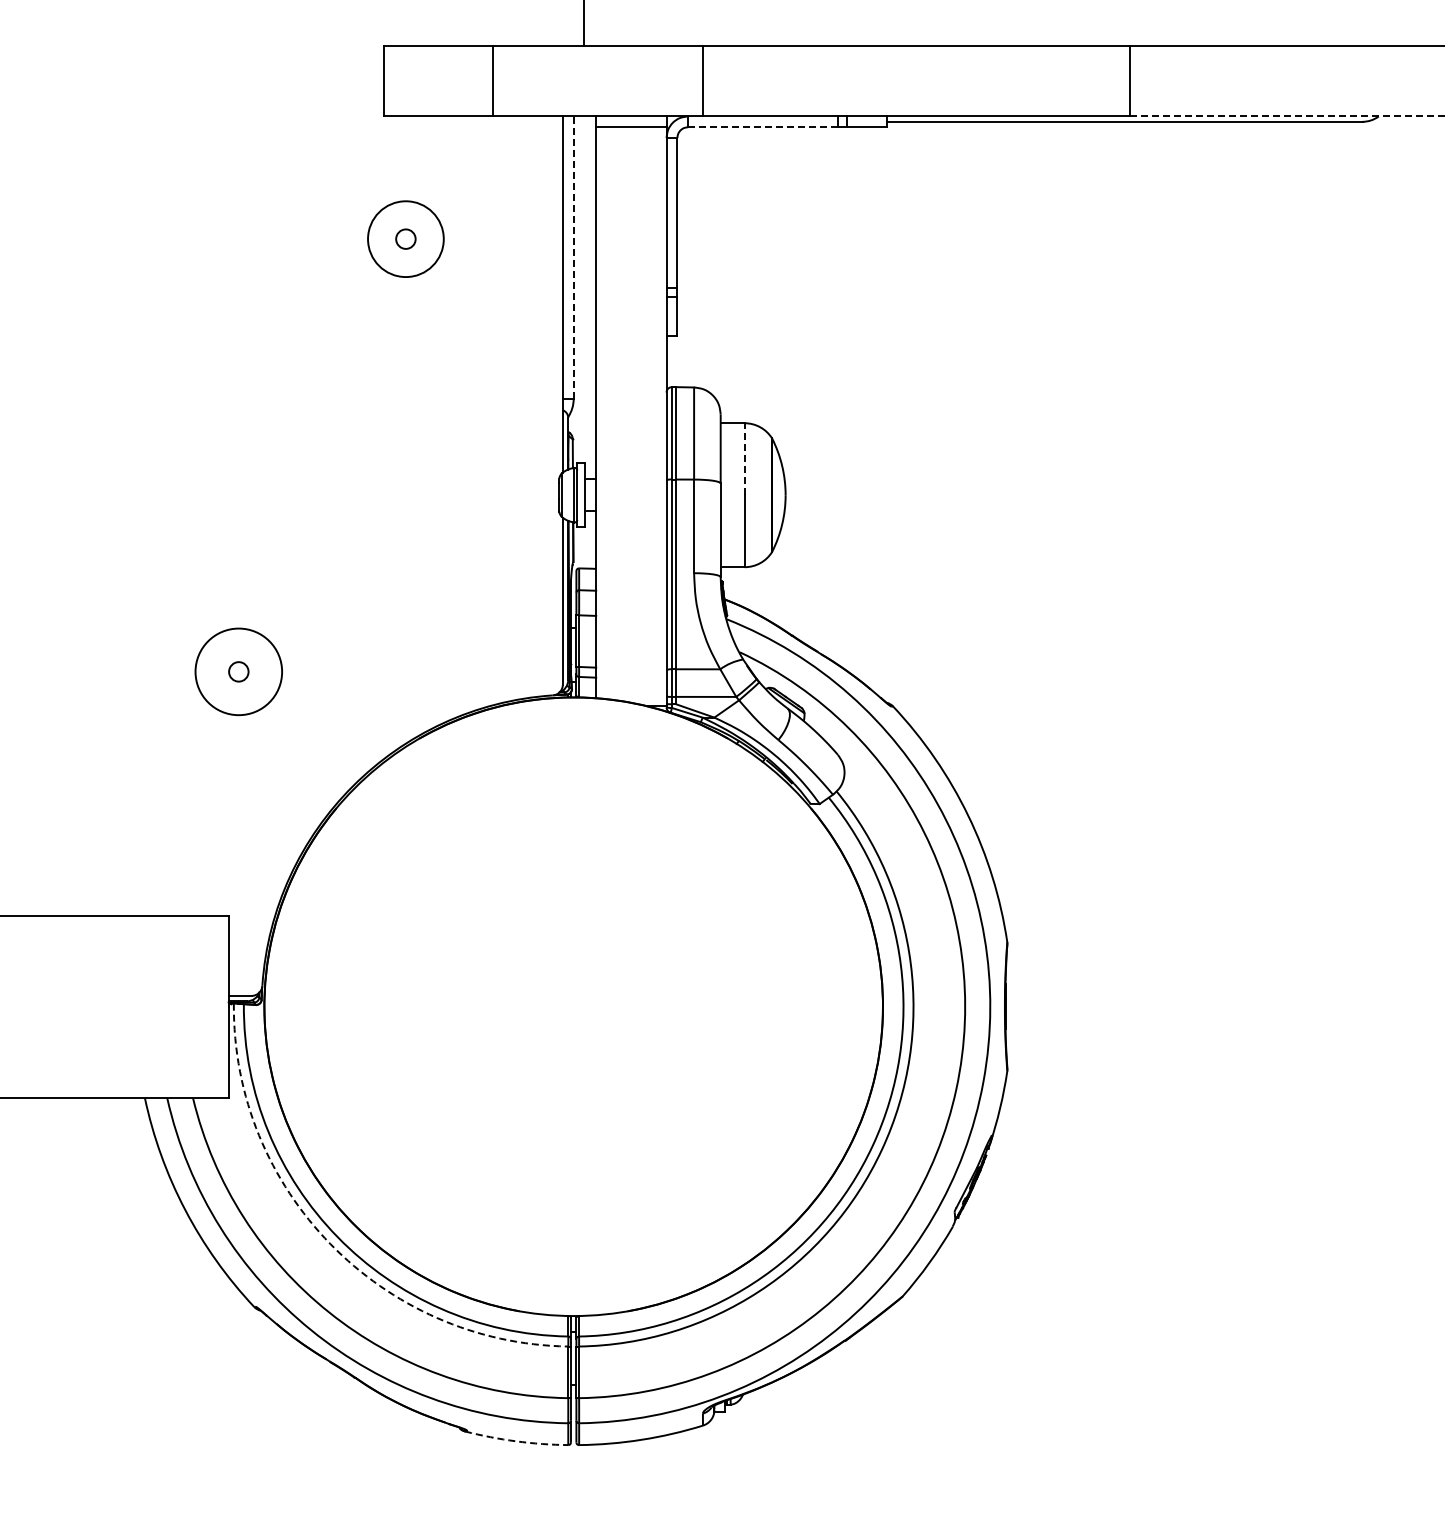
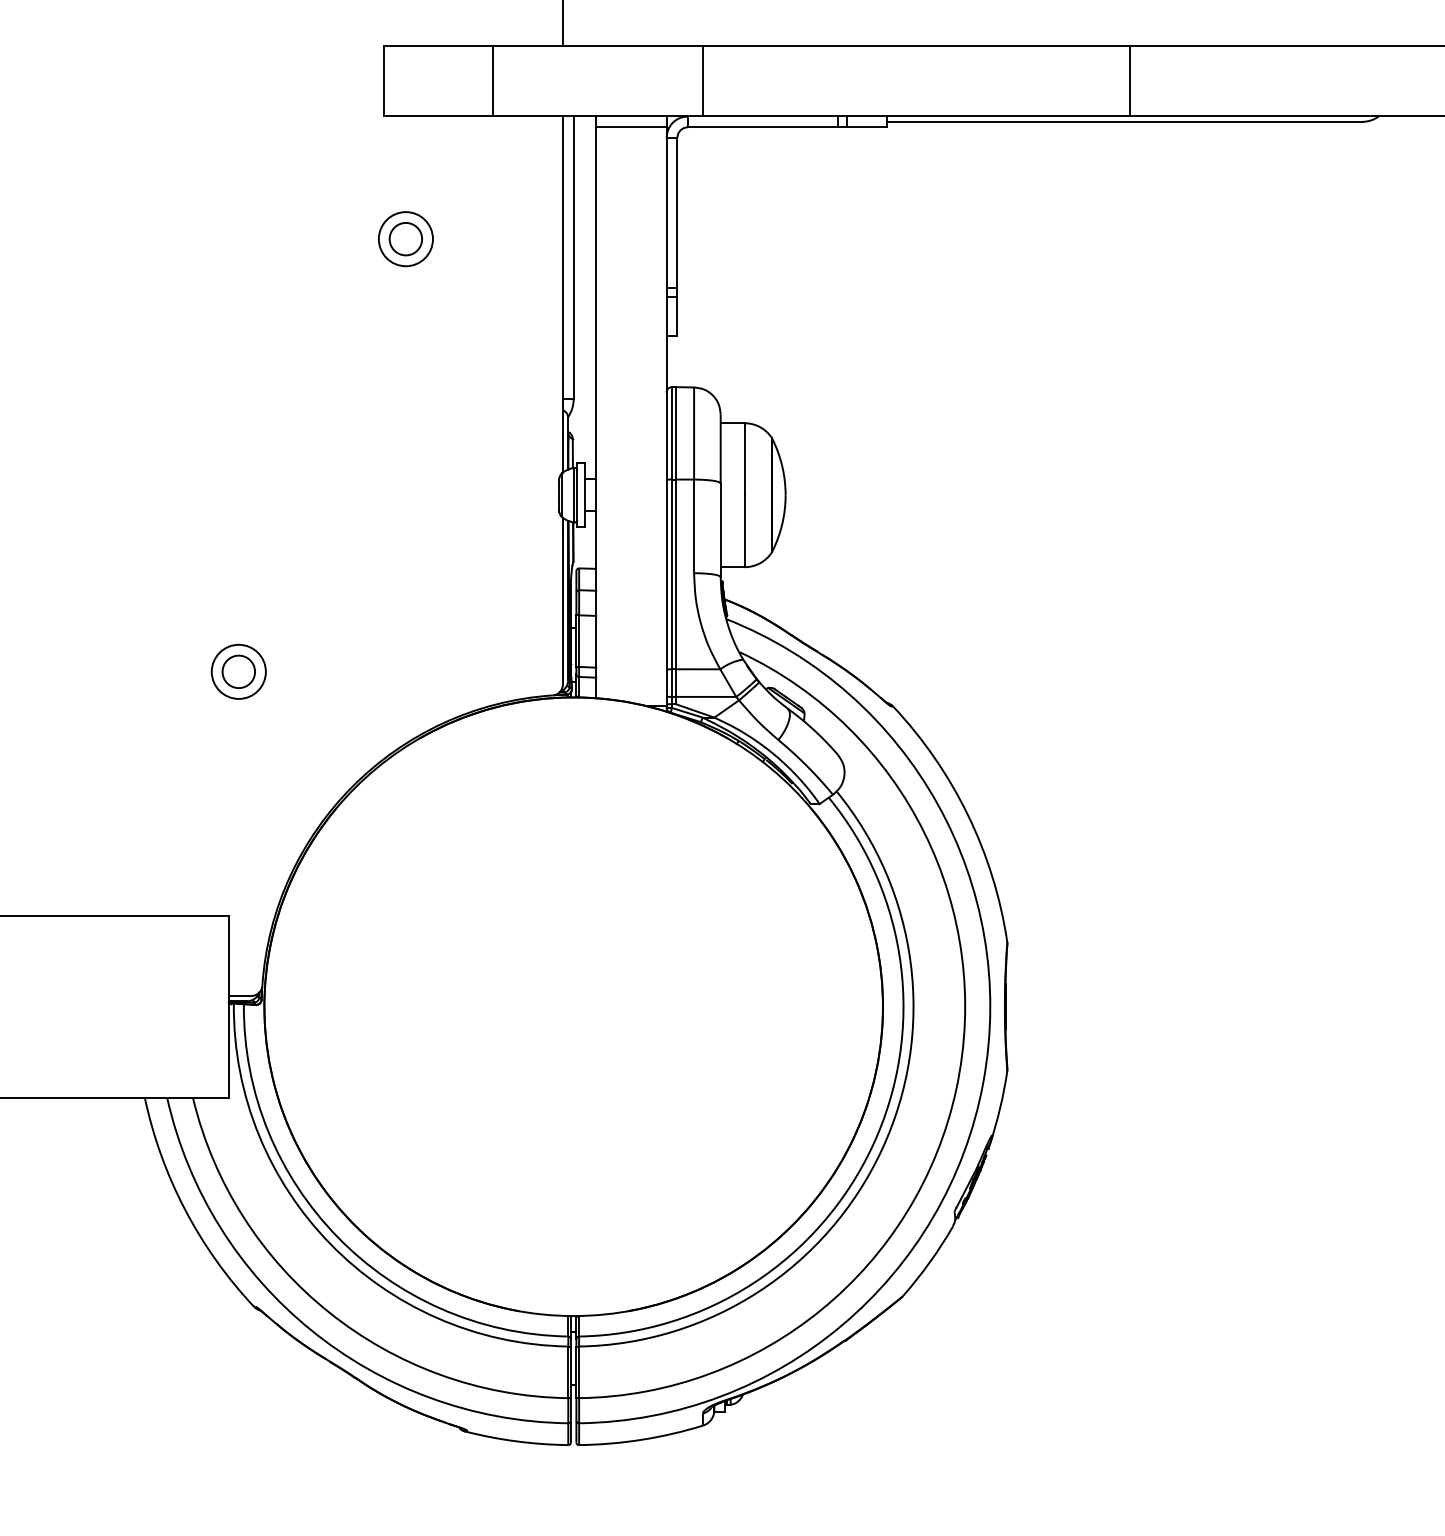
line position: (583, 24) -> (562, 24) (562, 24)
line: dashed -> solid (1287, 116)
line: dashed -> solid (762, 127)
circle diameter: 19 px -> 32 px (405, 238)
circle diameter: 76 px -> 54 px (405, 239)
line: dashed -> solid (573, 257)
line: dashed -> solid (744, 459)
circle diameter: 19 px -> 32 px (238, 671)
circle diameter: 87 px -> 54 px (238, 671)
arc: dashed -> solid (330, 1244)
arc: dashed -> solid (516, 1441)
